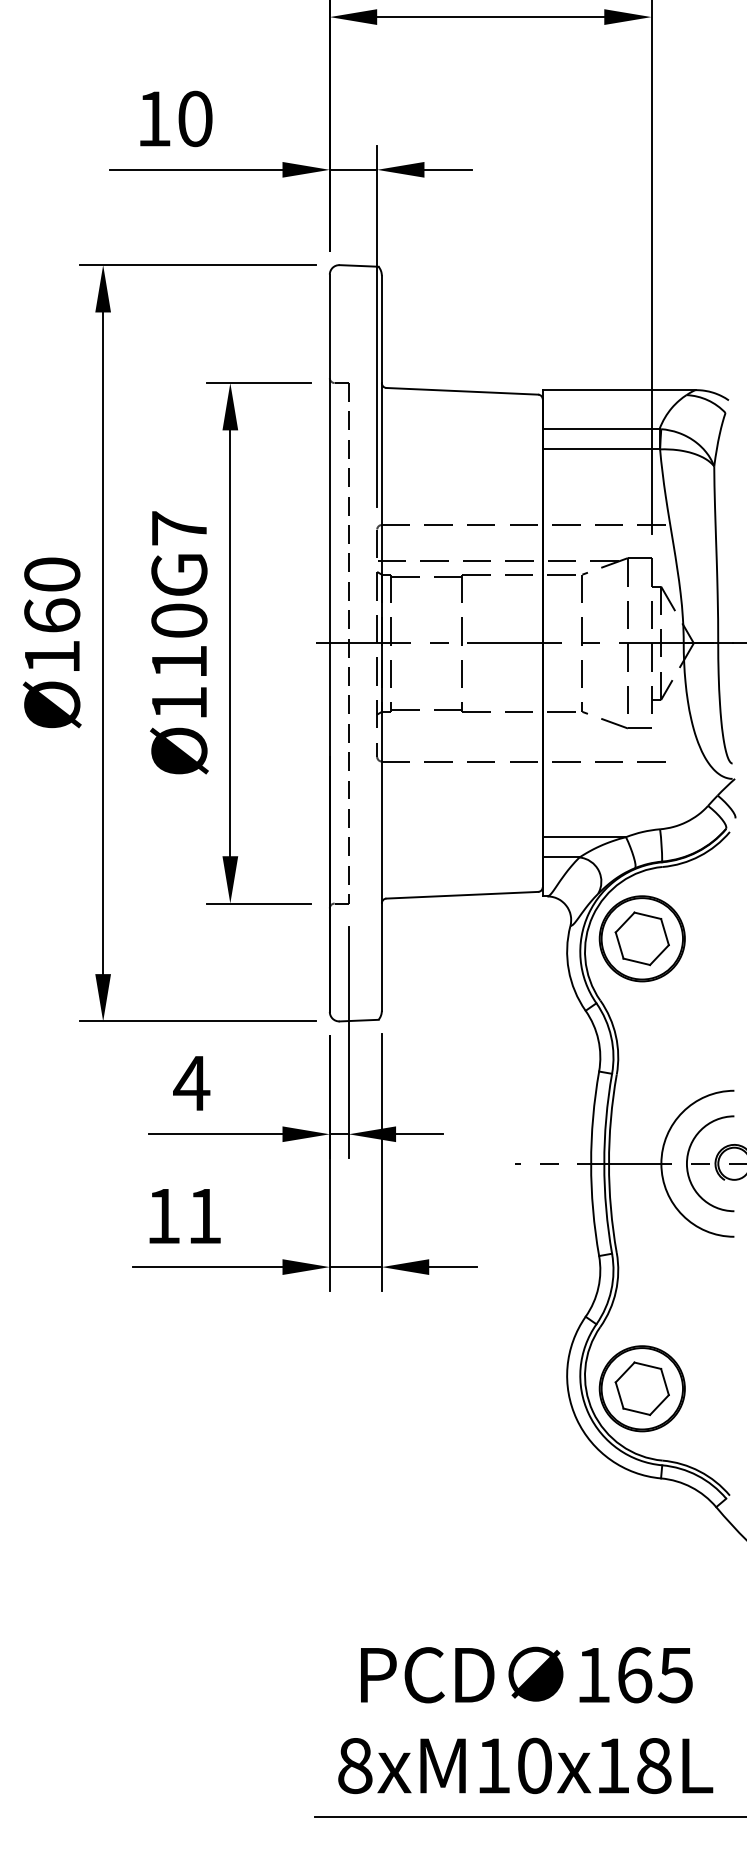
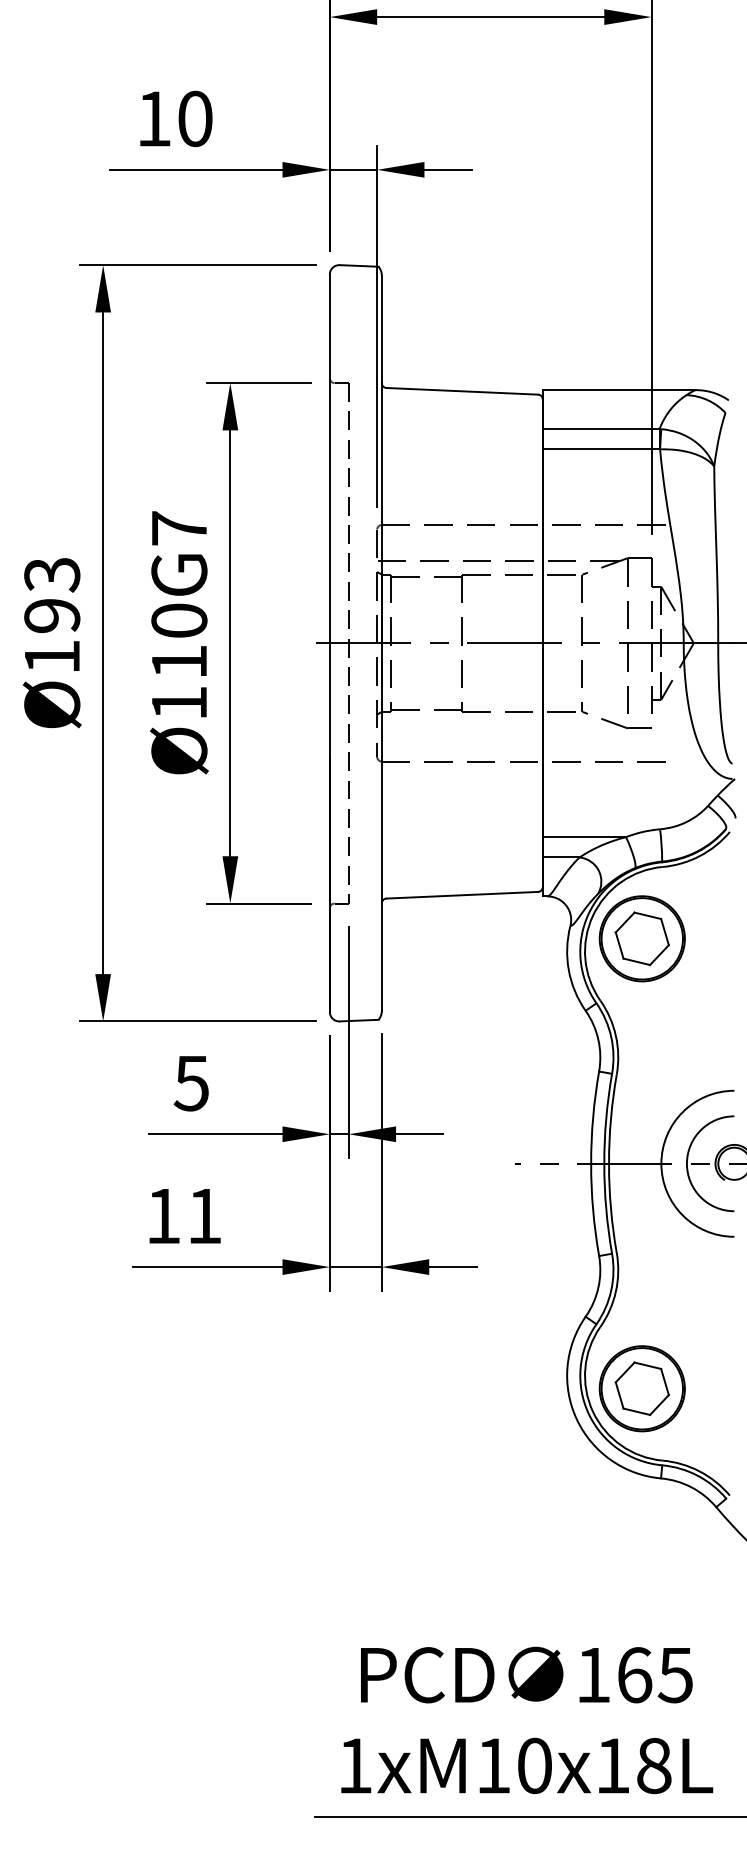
text: Ø160 -> Ø193 (52, 594)
text: 4 -> 5 (191, 1083)
text: 8xM10x18L -> 1xM10x18L (355, 1766)
